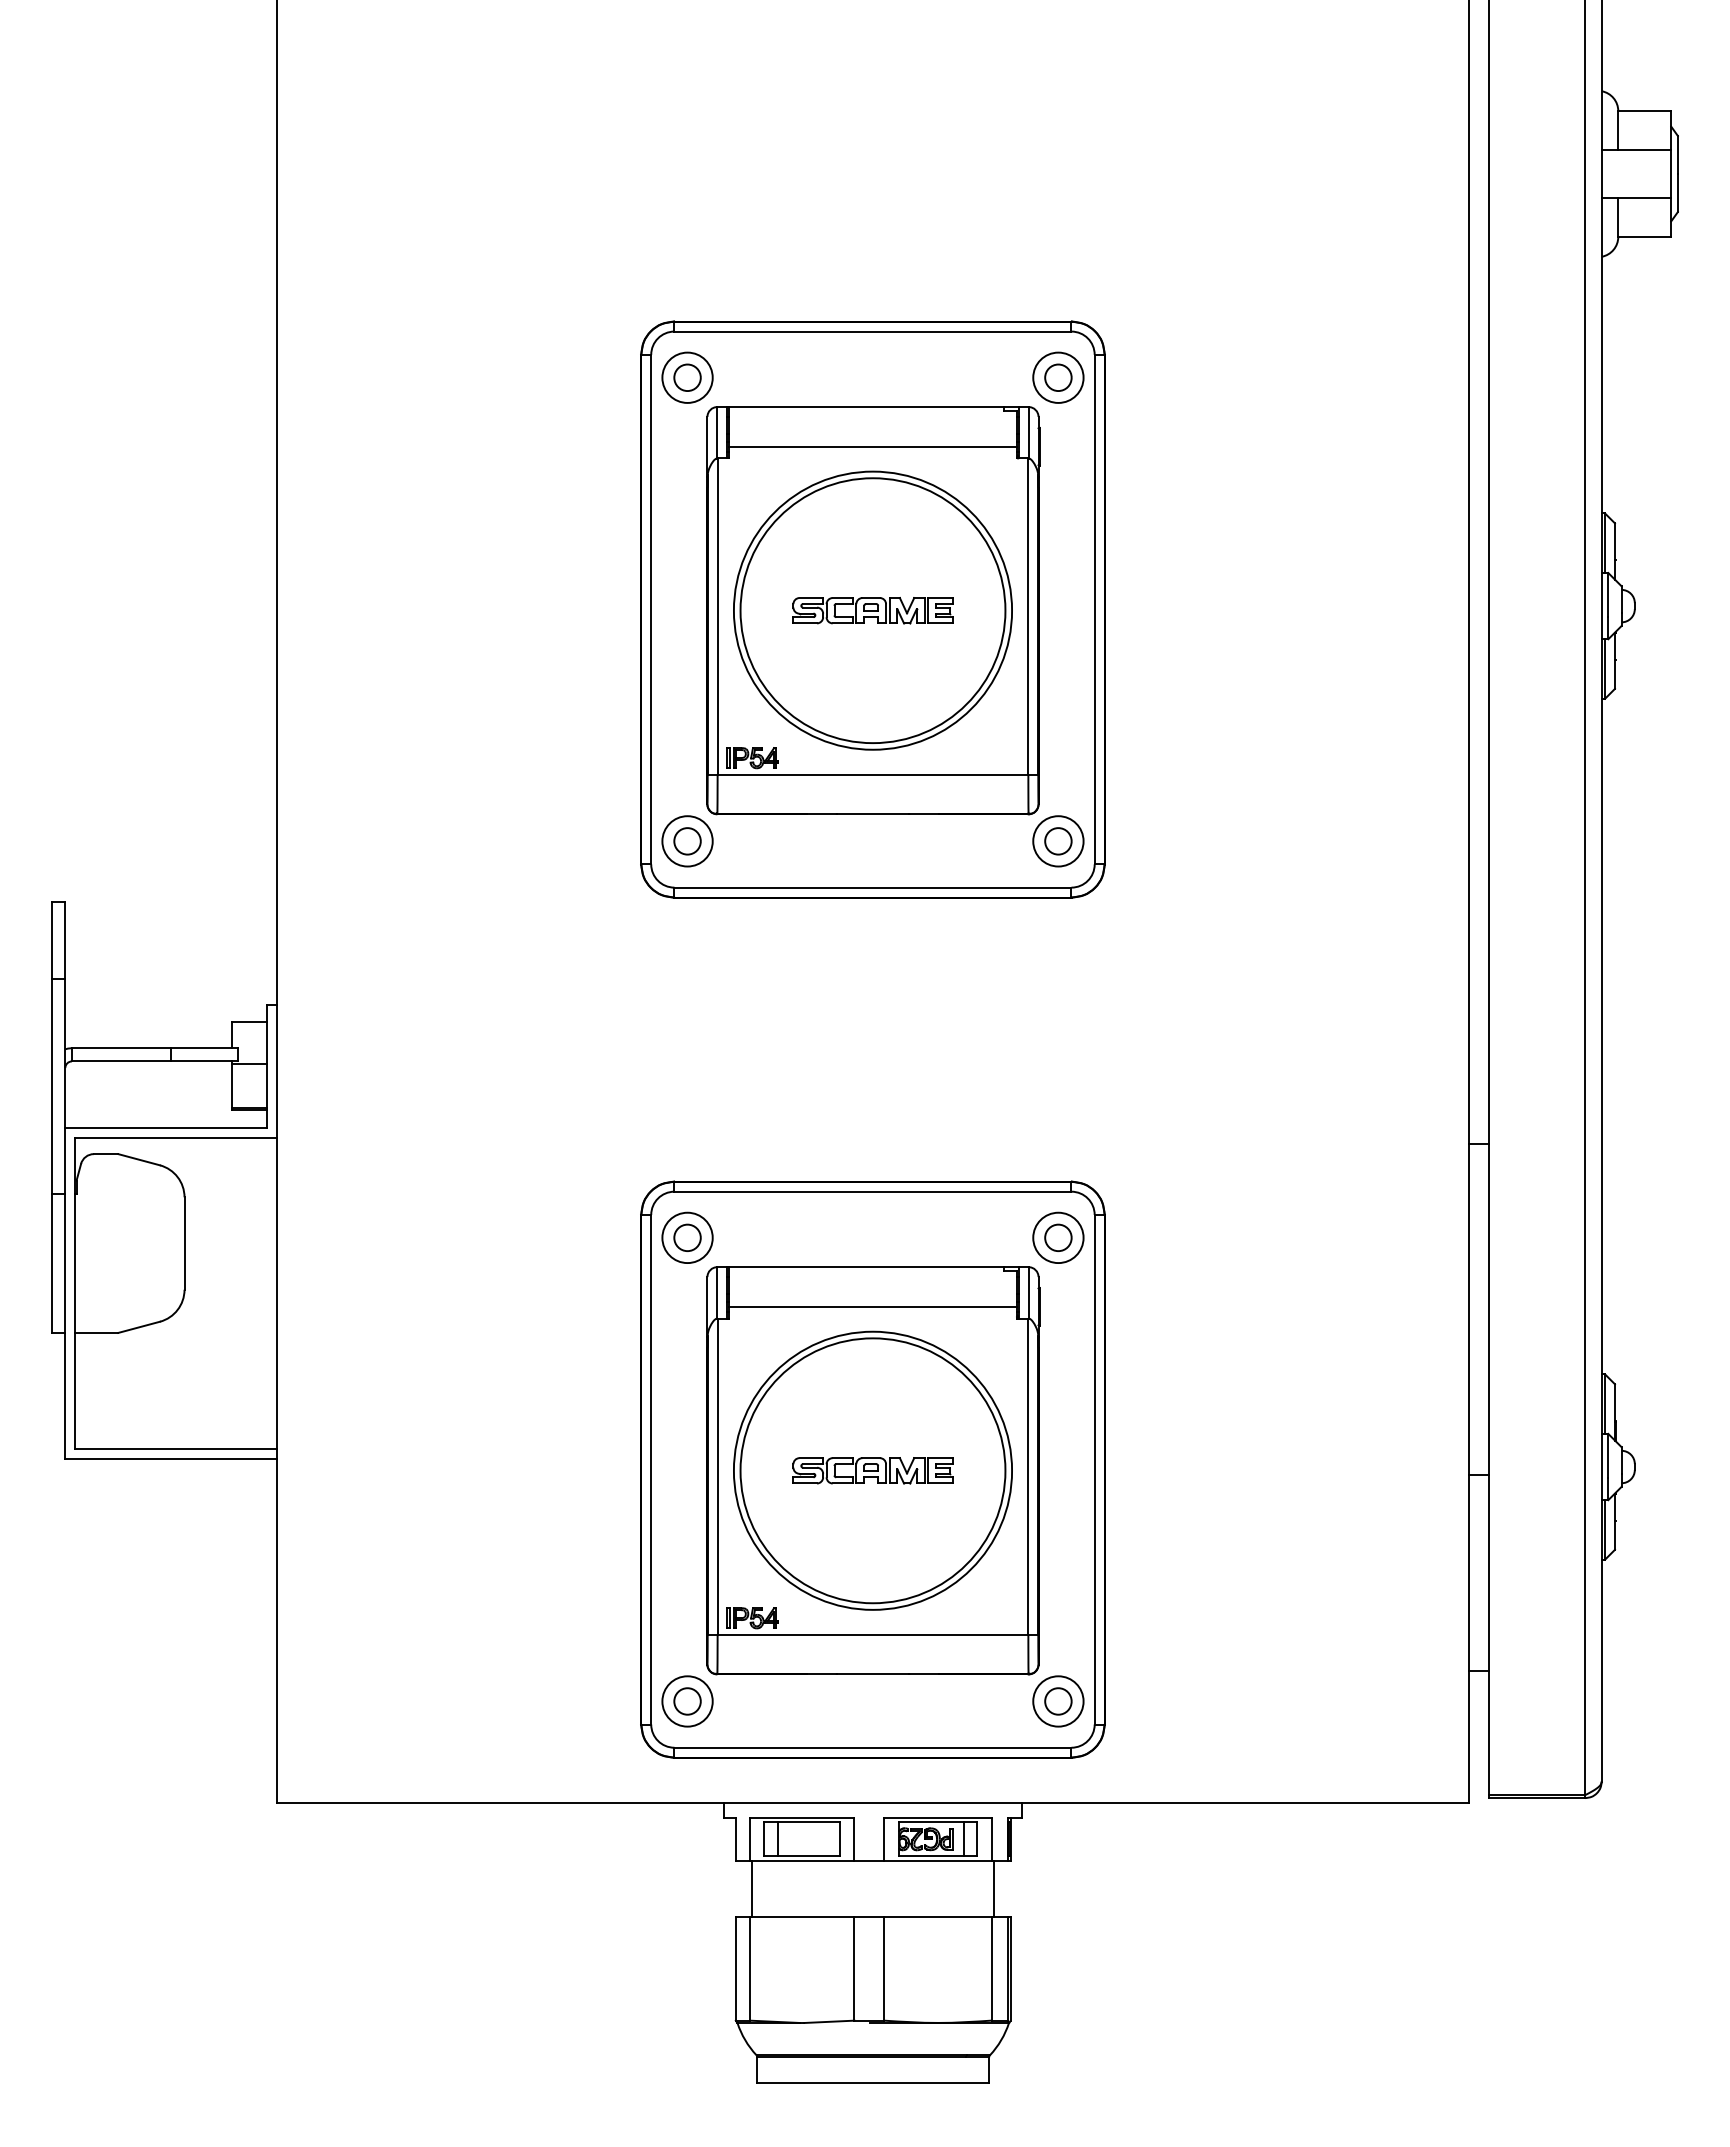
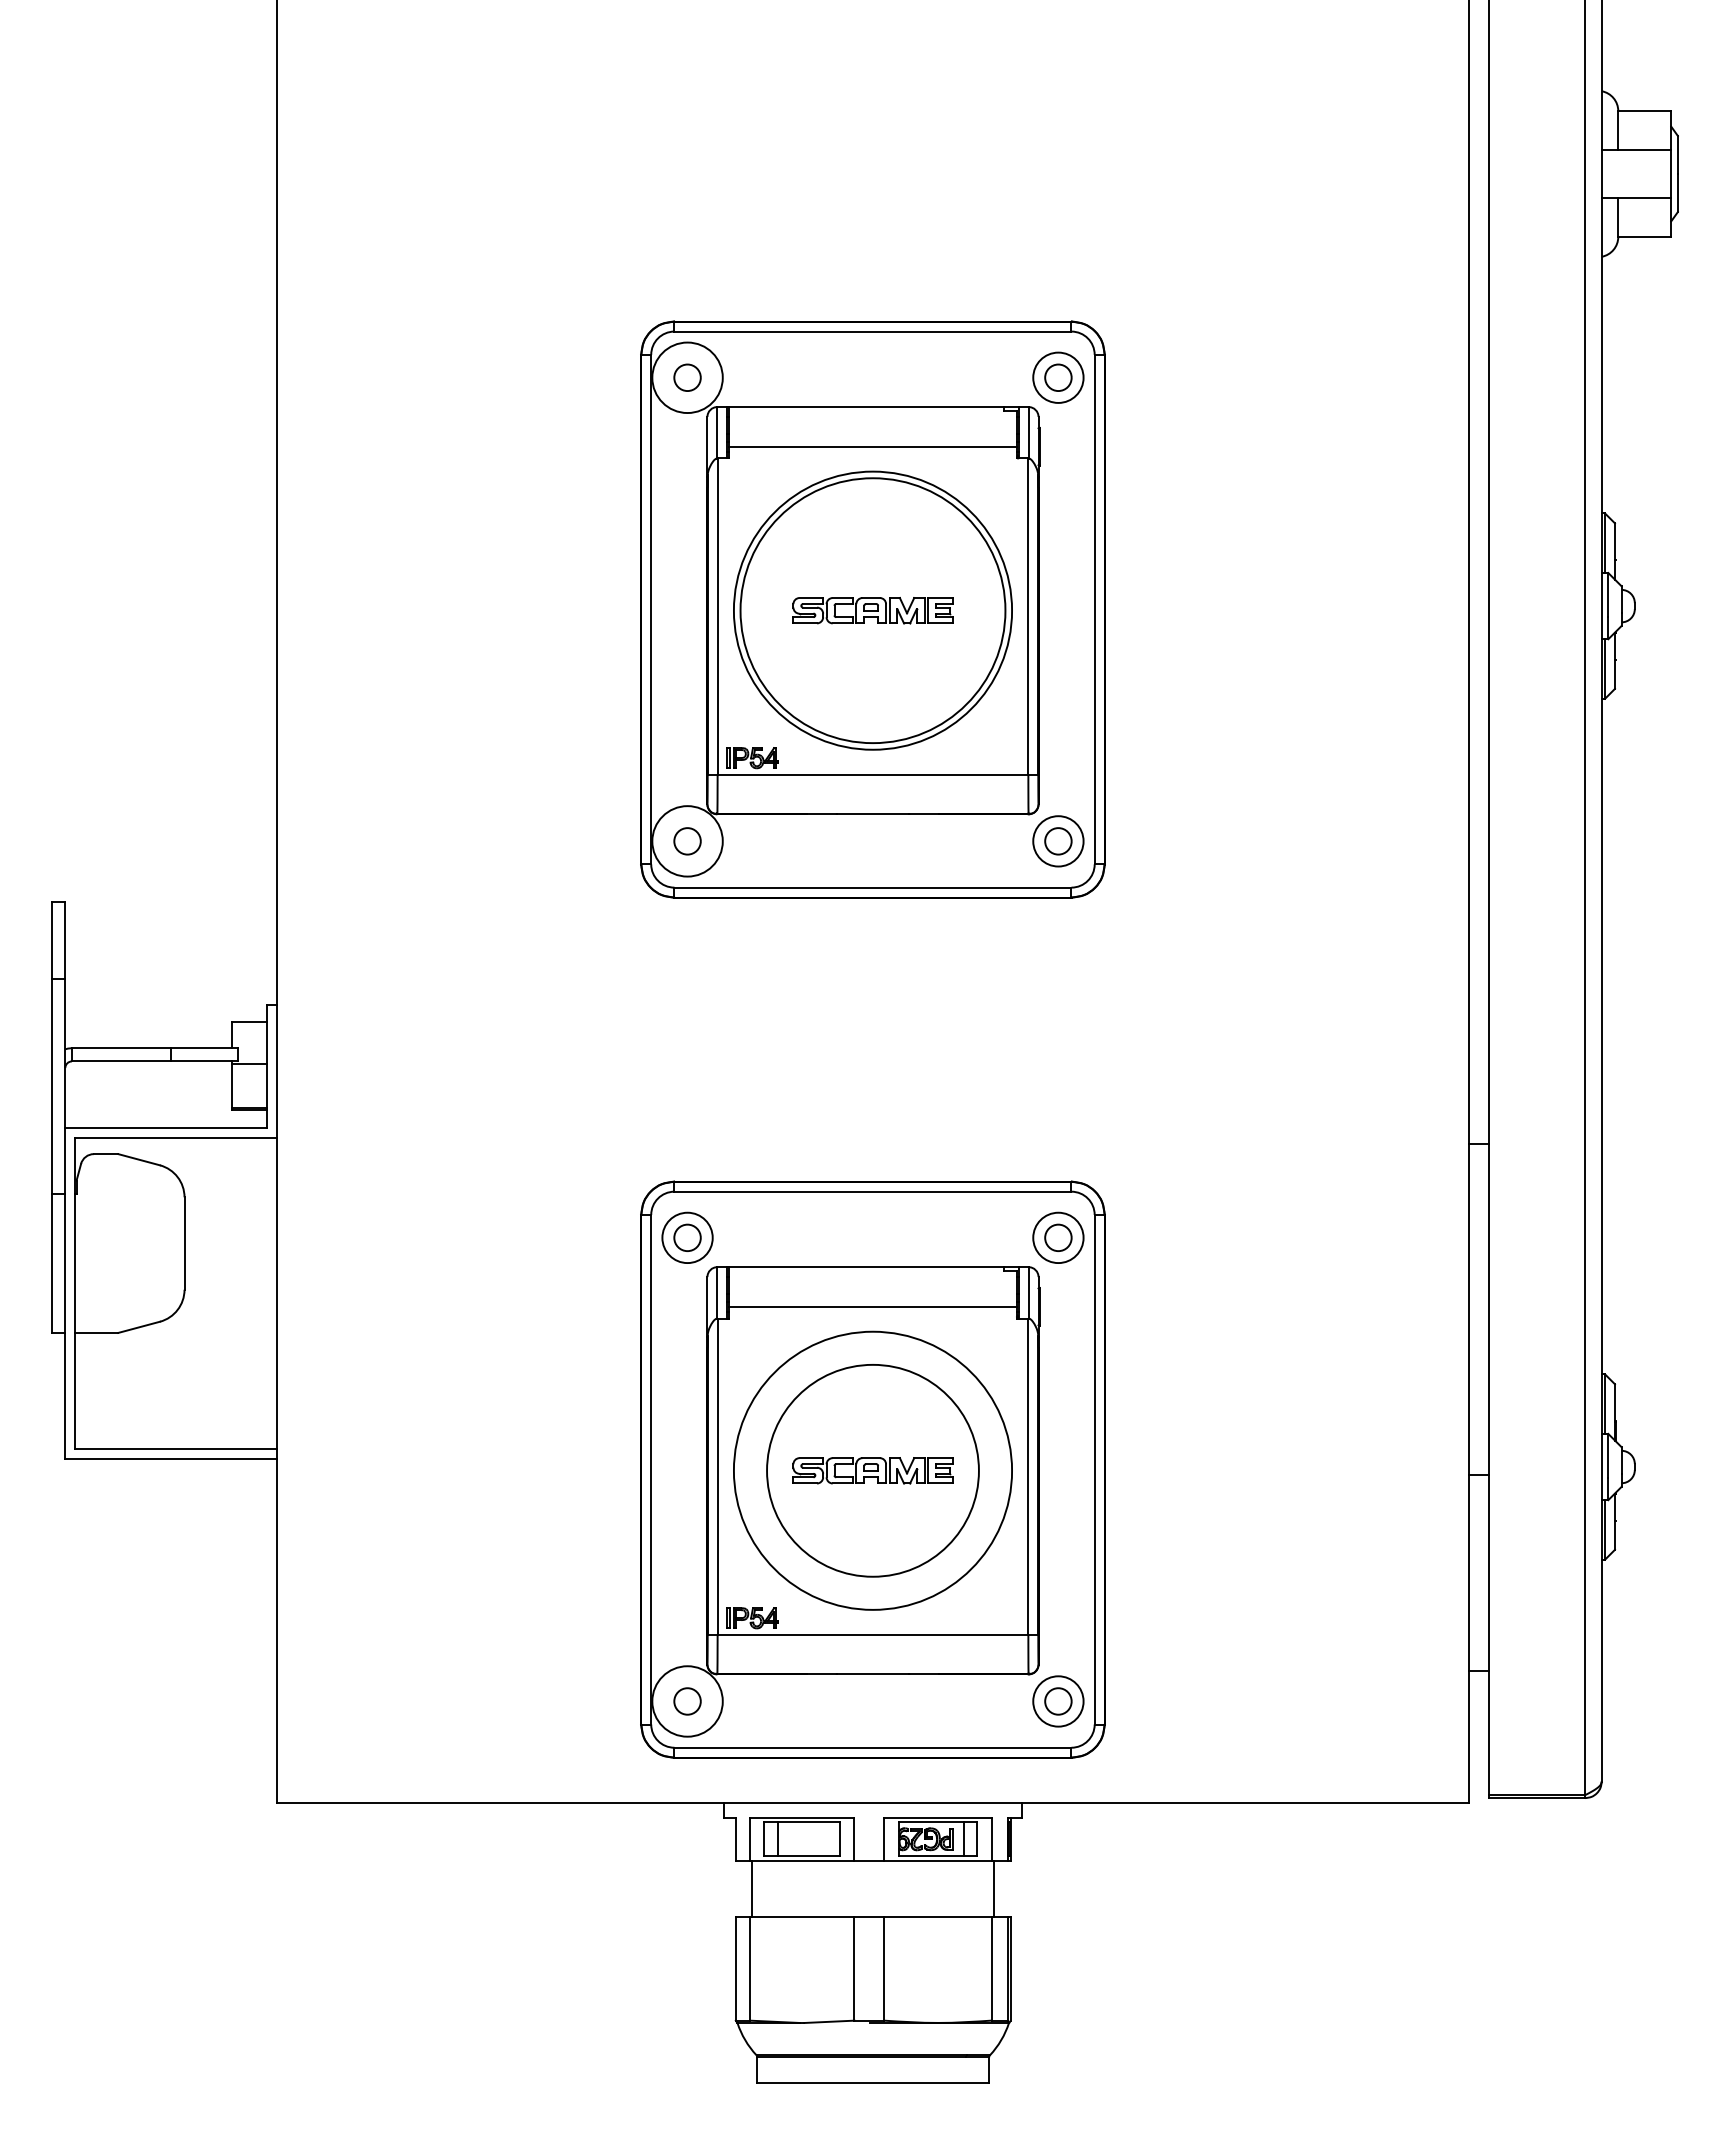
circle diameter: 50 px -> 70 px (687, 377)
circle diameter: 50 px -> 70 px (687, 841)
circle diameter: 265 px -> 212 px (872, 1470)
circle diameter: 50 px -> 70 px (687, 1701)
